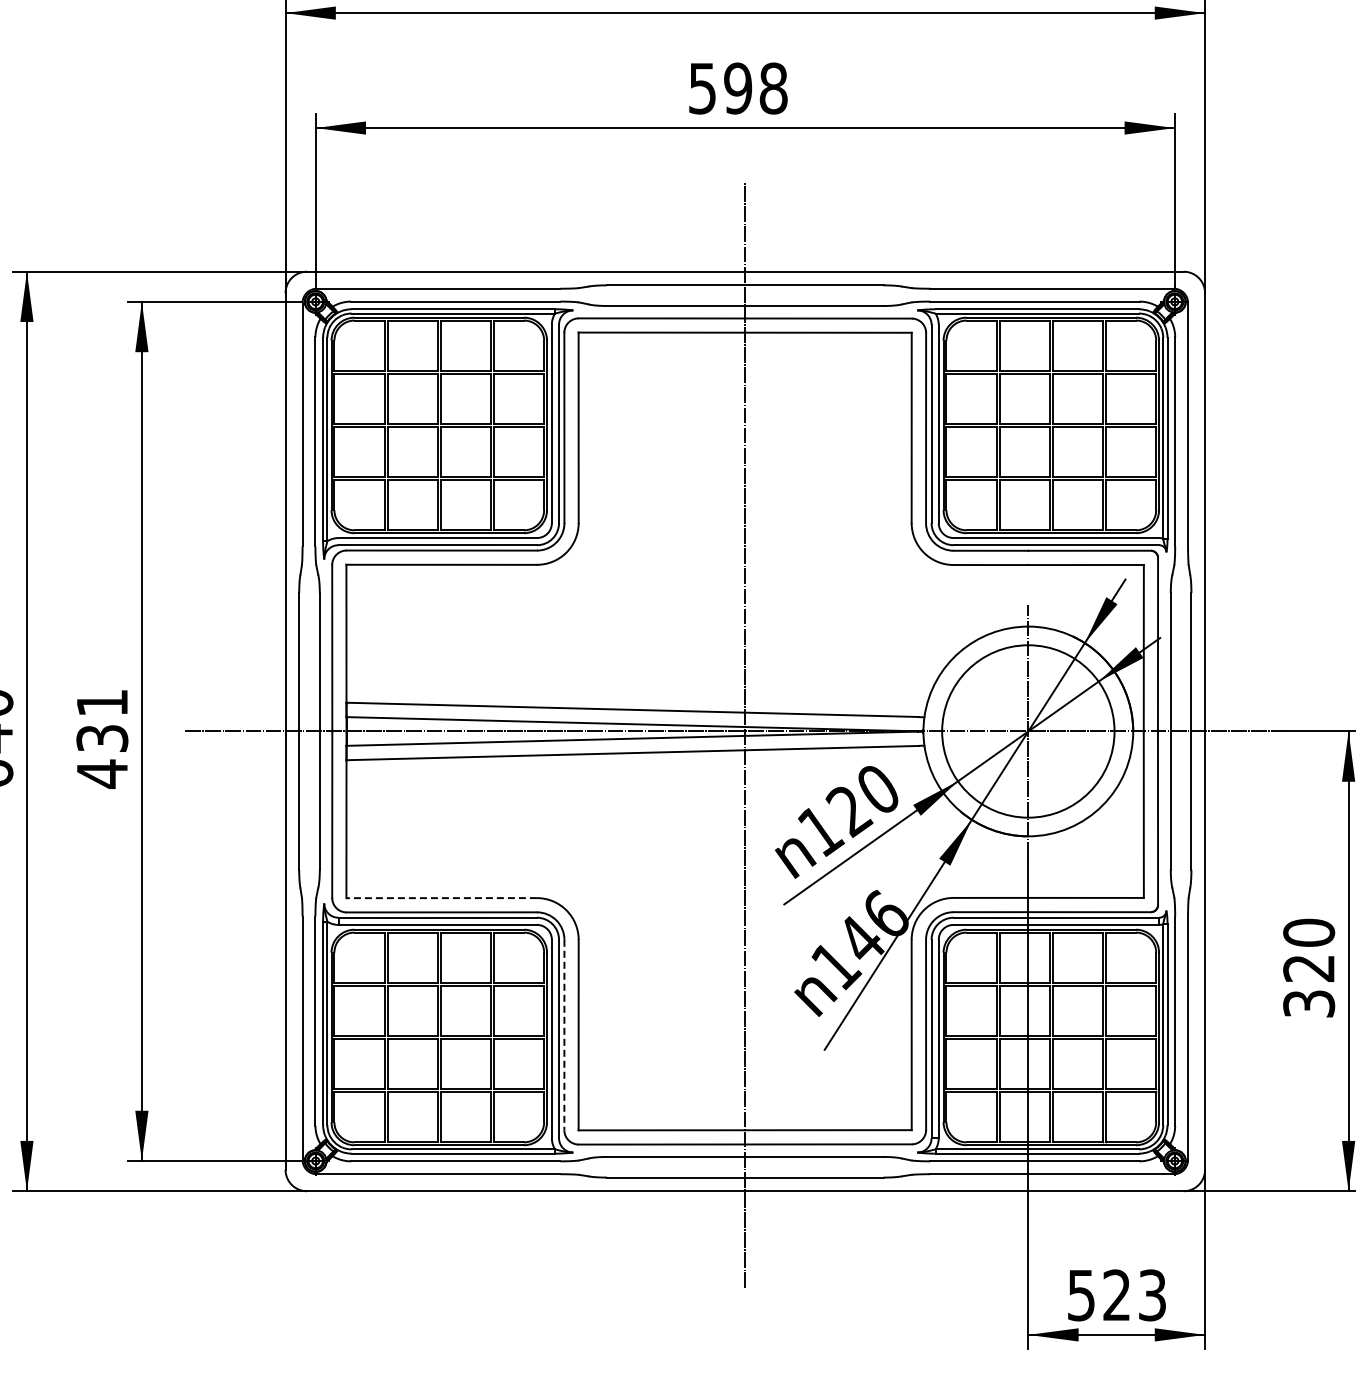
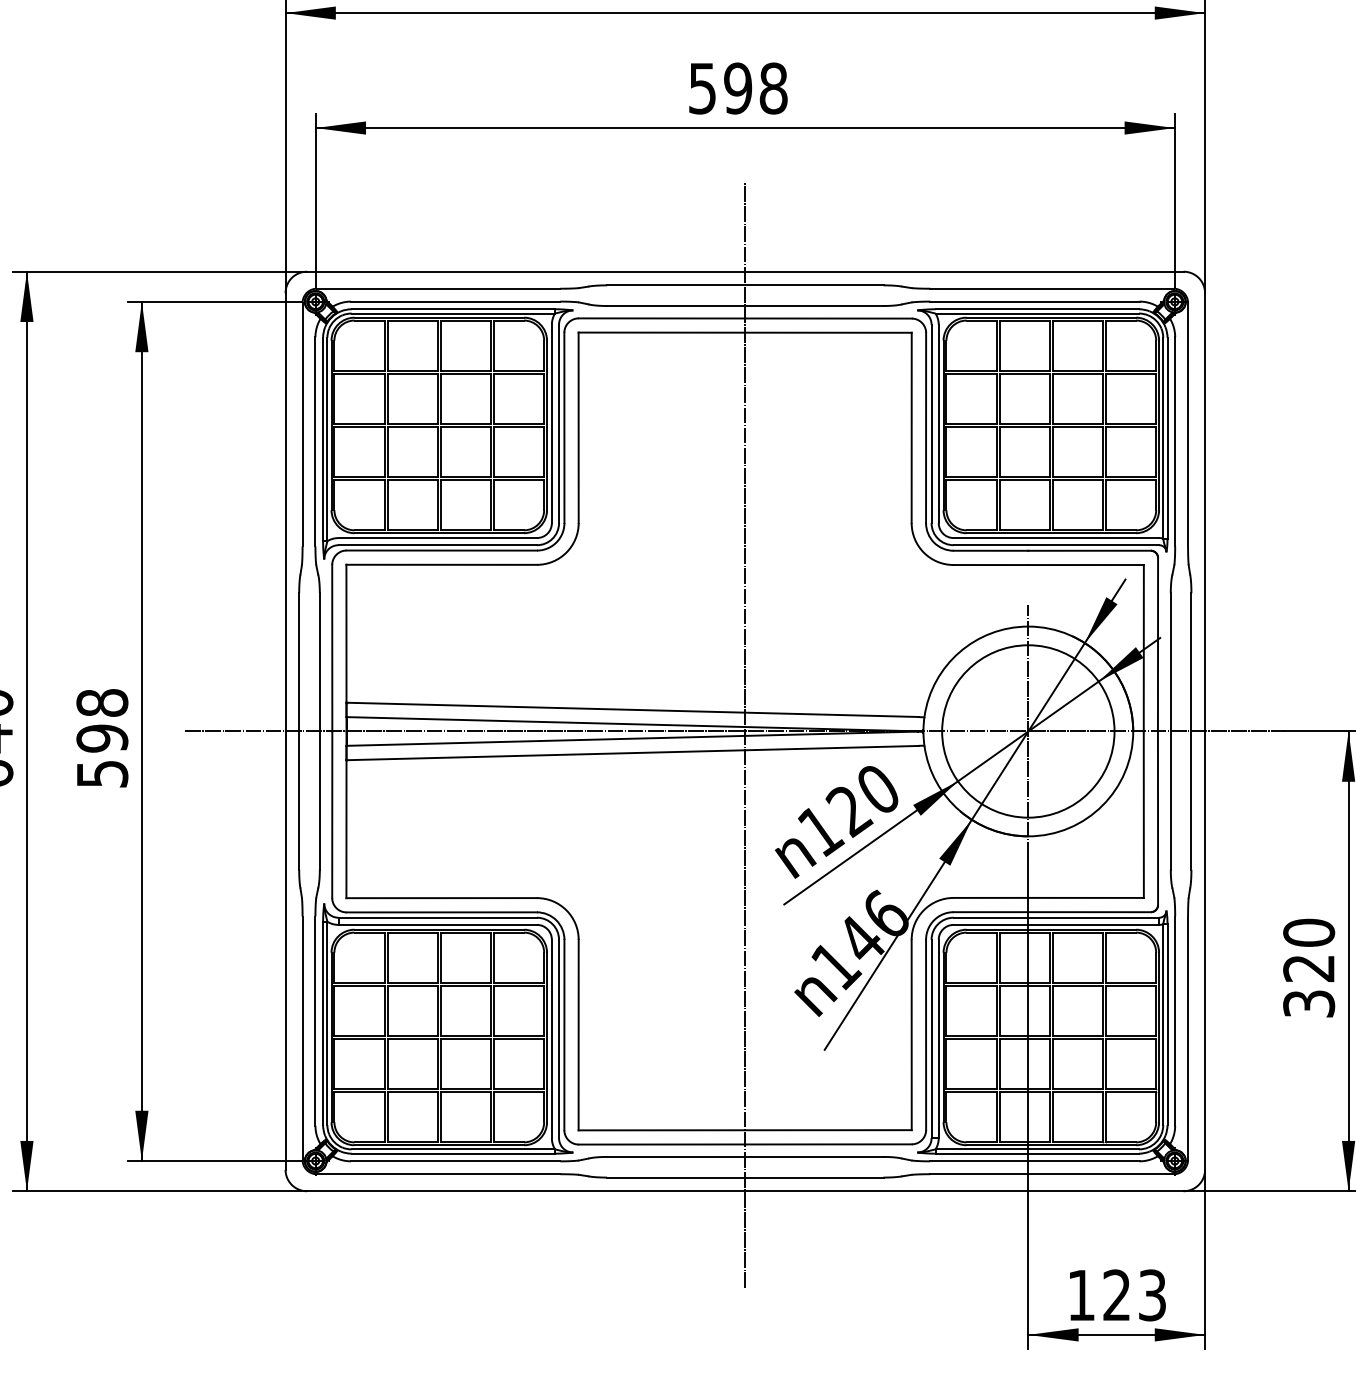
text: 431 -> 598 (102, 739)
line: dashed -> solid (441, 898)
line: dashed -> solid (564, 1035)
text: 523 -> 123 (1081, 1295)
